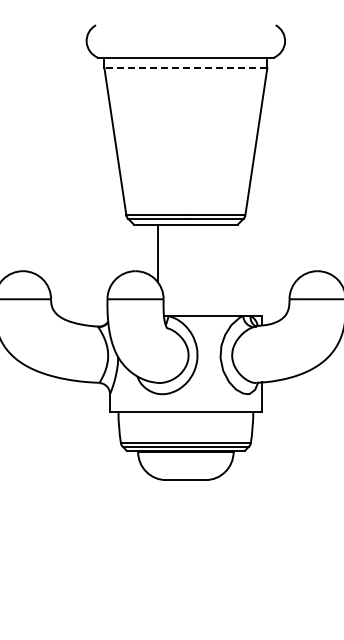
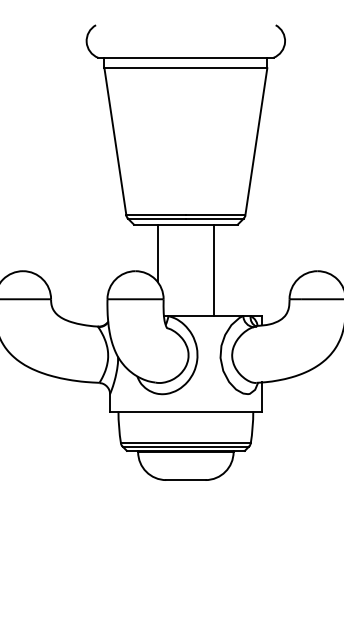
line: dashed -> solid (185, 68)
line: none -> present (213, 270)
